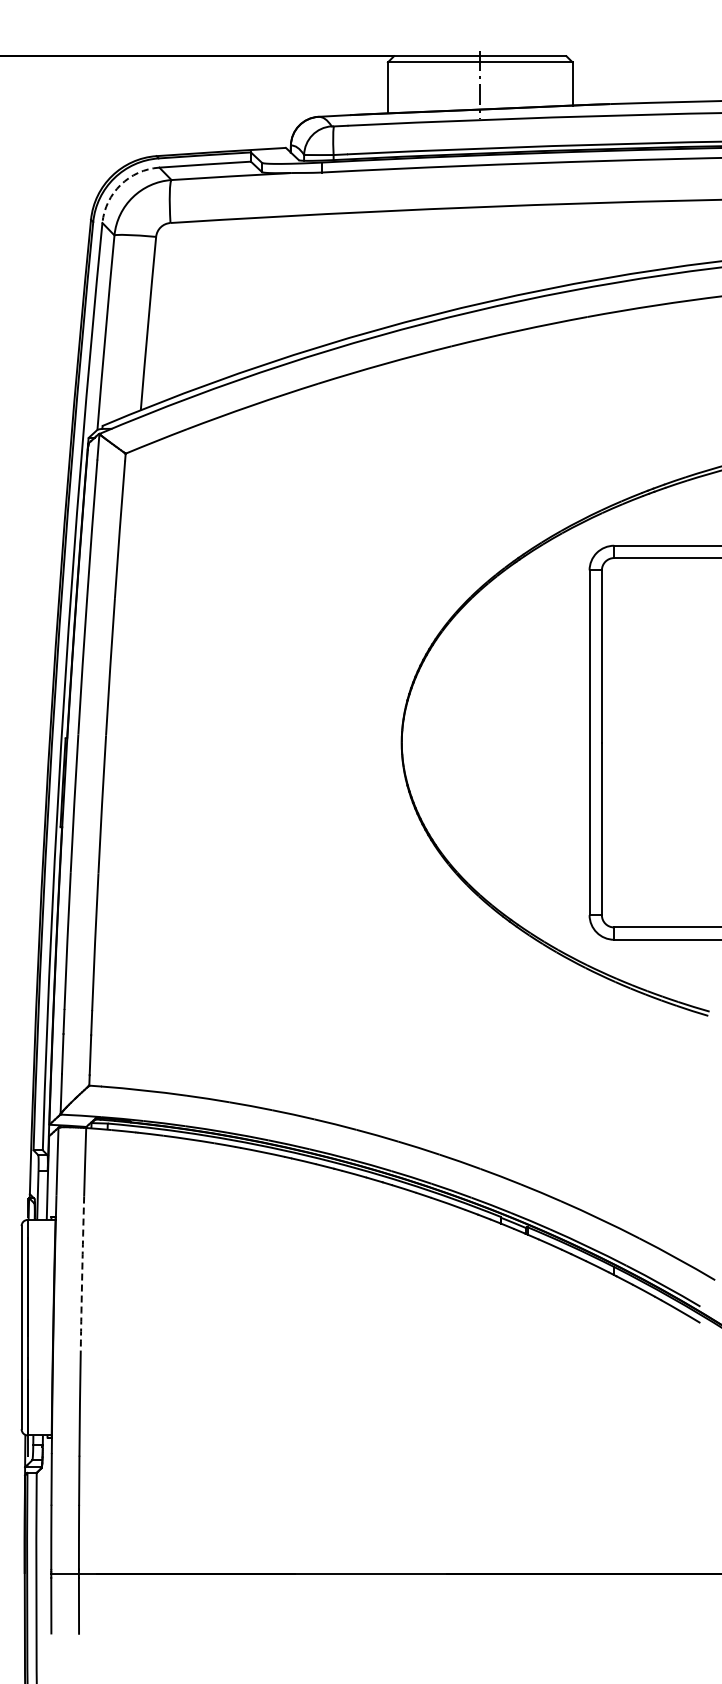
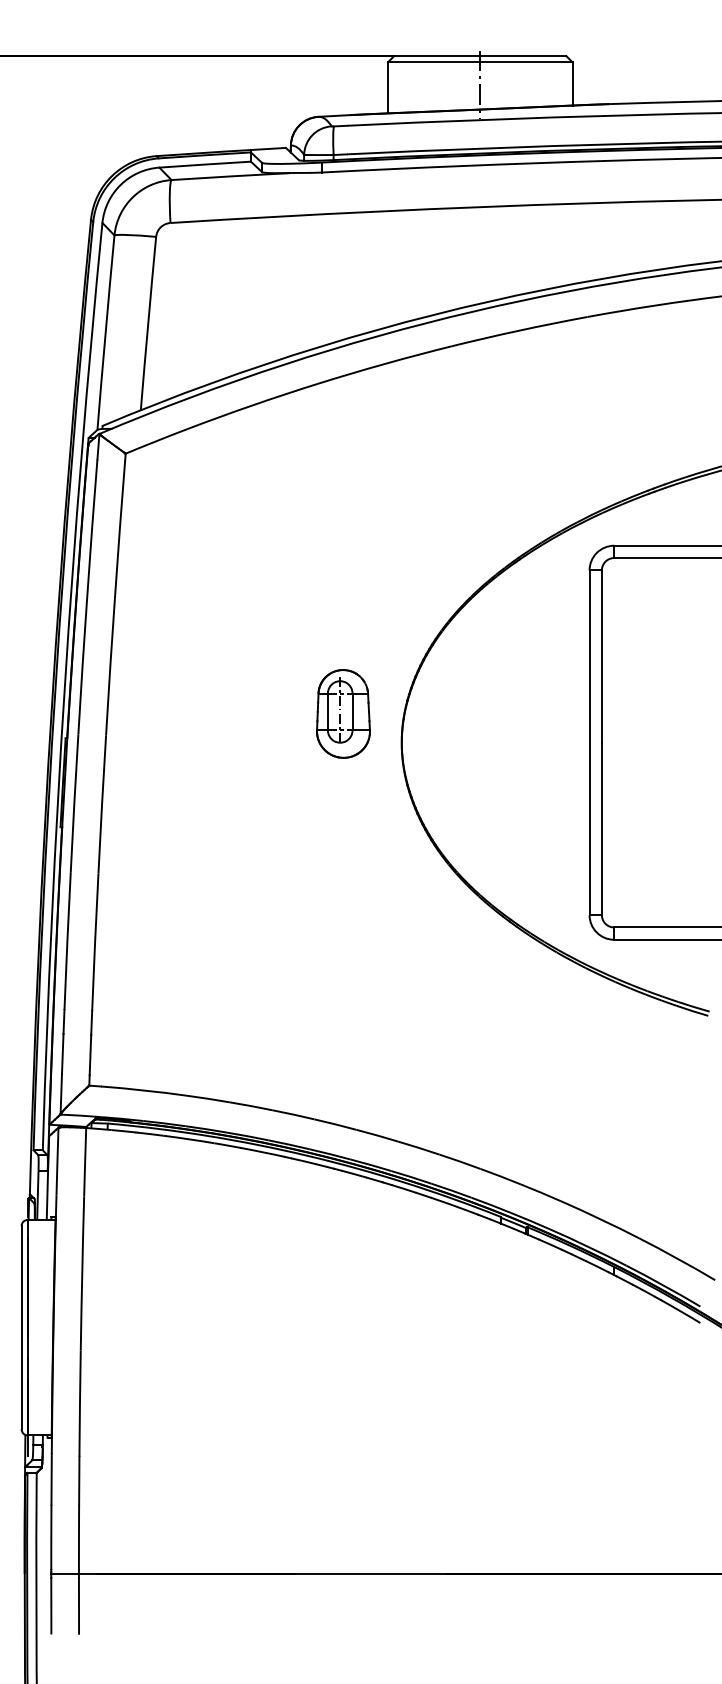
arc: dashed -> solid (120, 184)
part: none -> present (343, 713)
arc: dashed -> solid (82, 1273)
